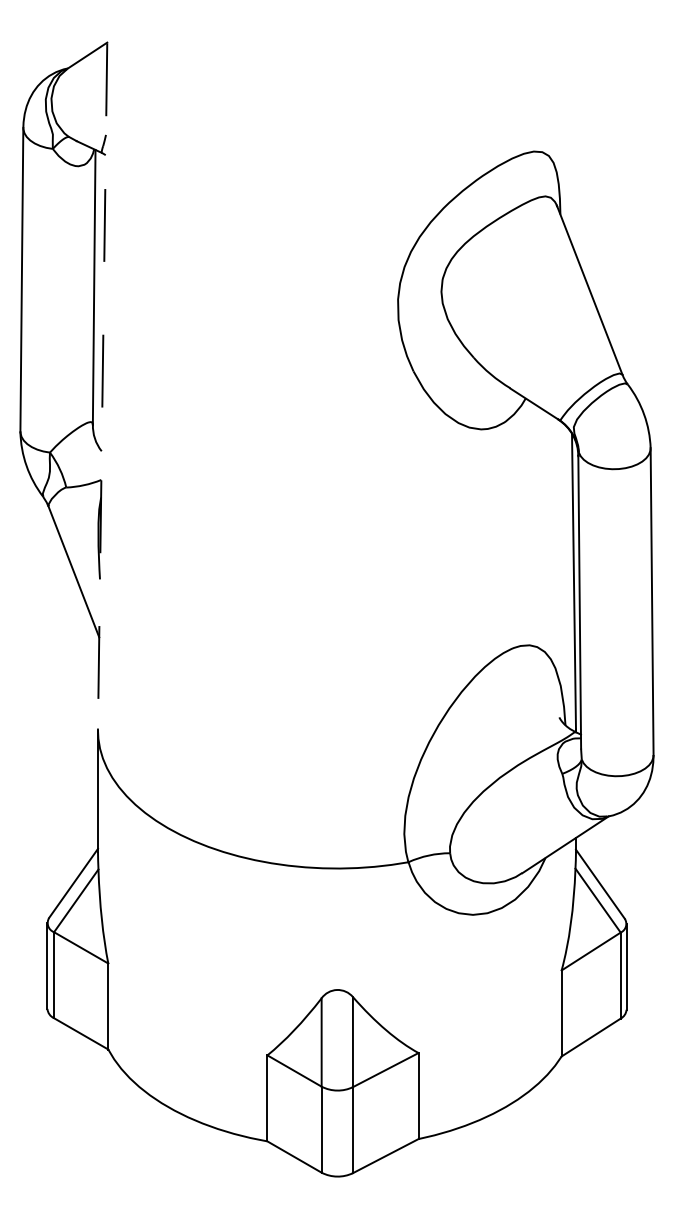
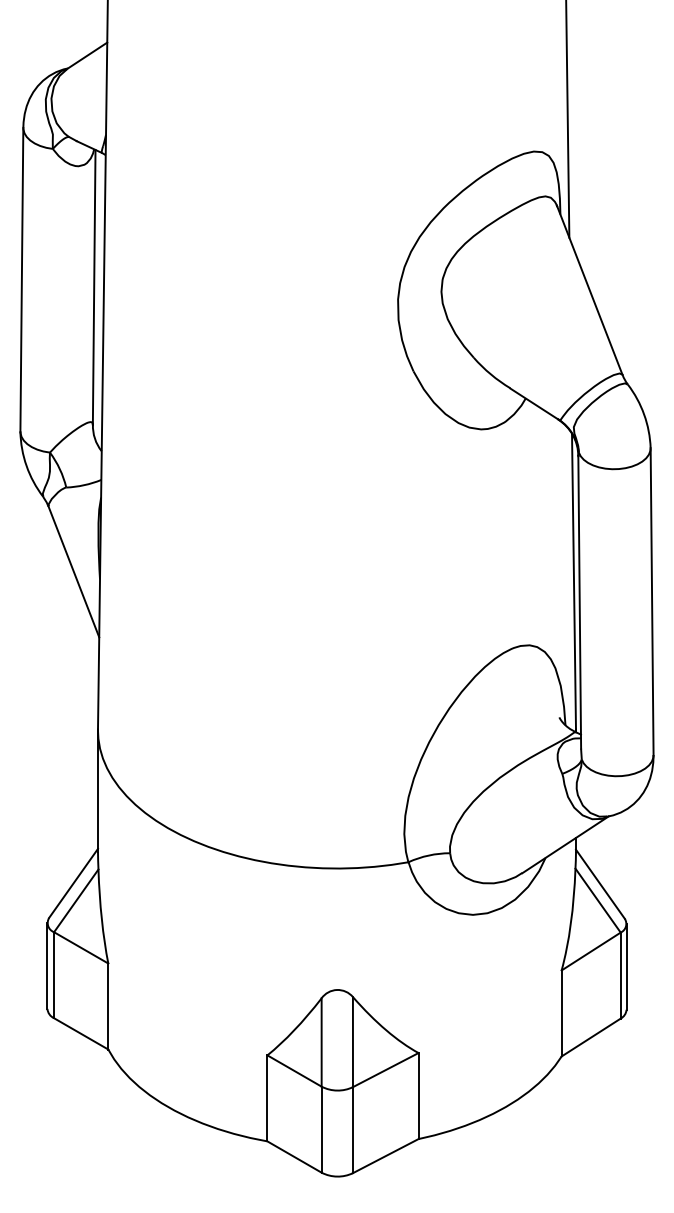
line: none -> present (567, 119)
line: dashed -> solid (102, 365)
